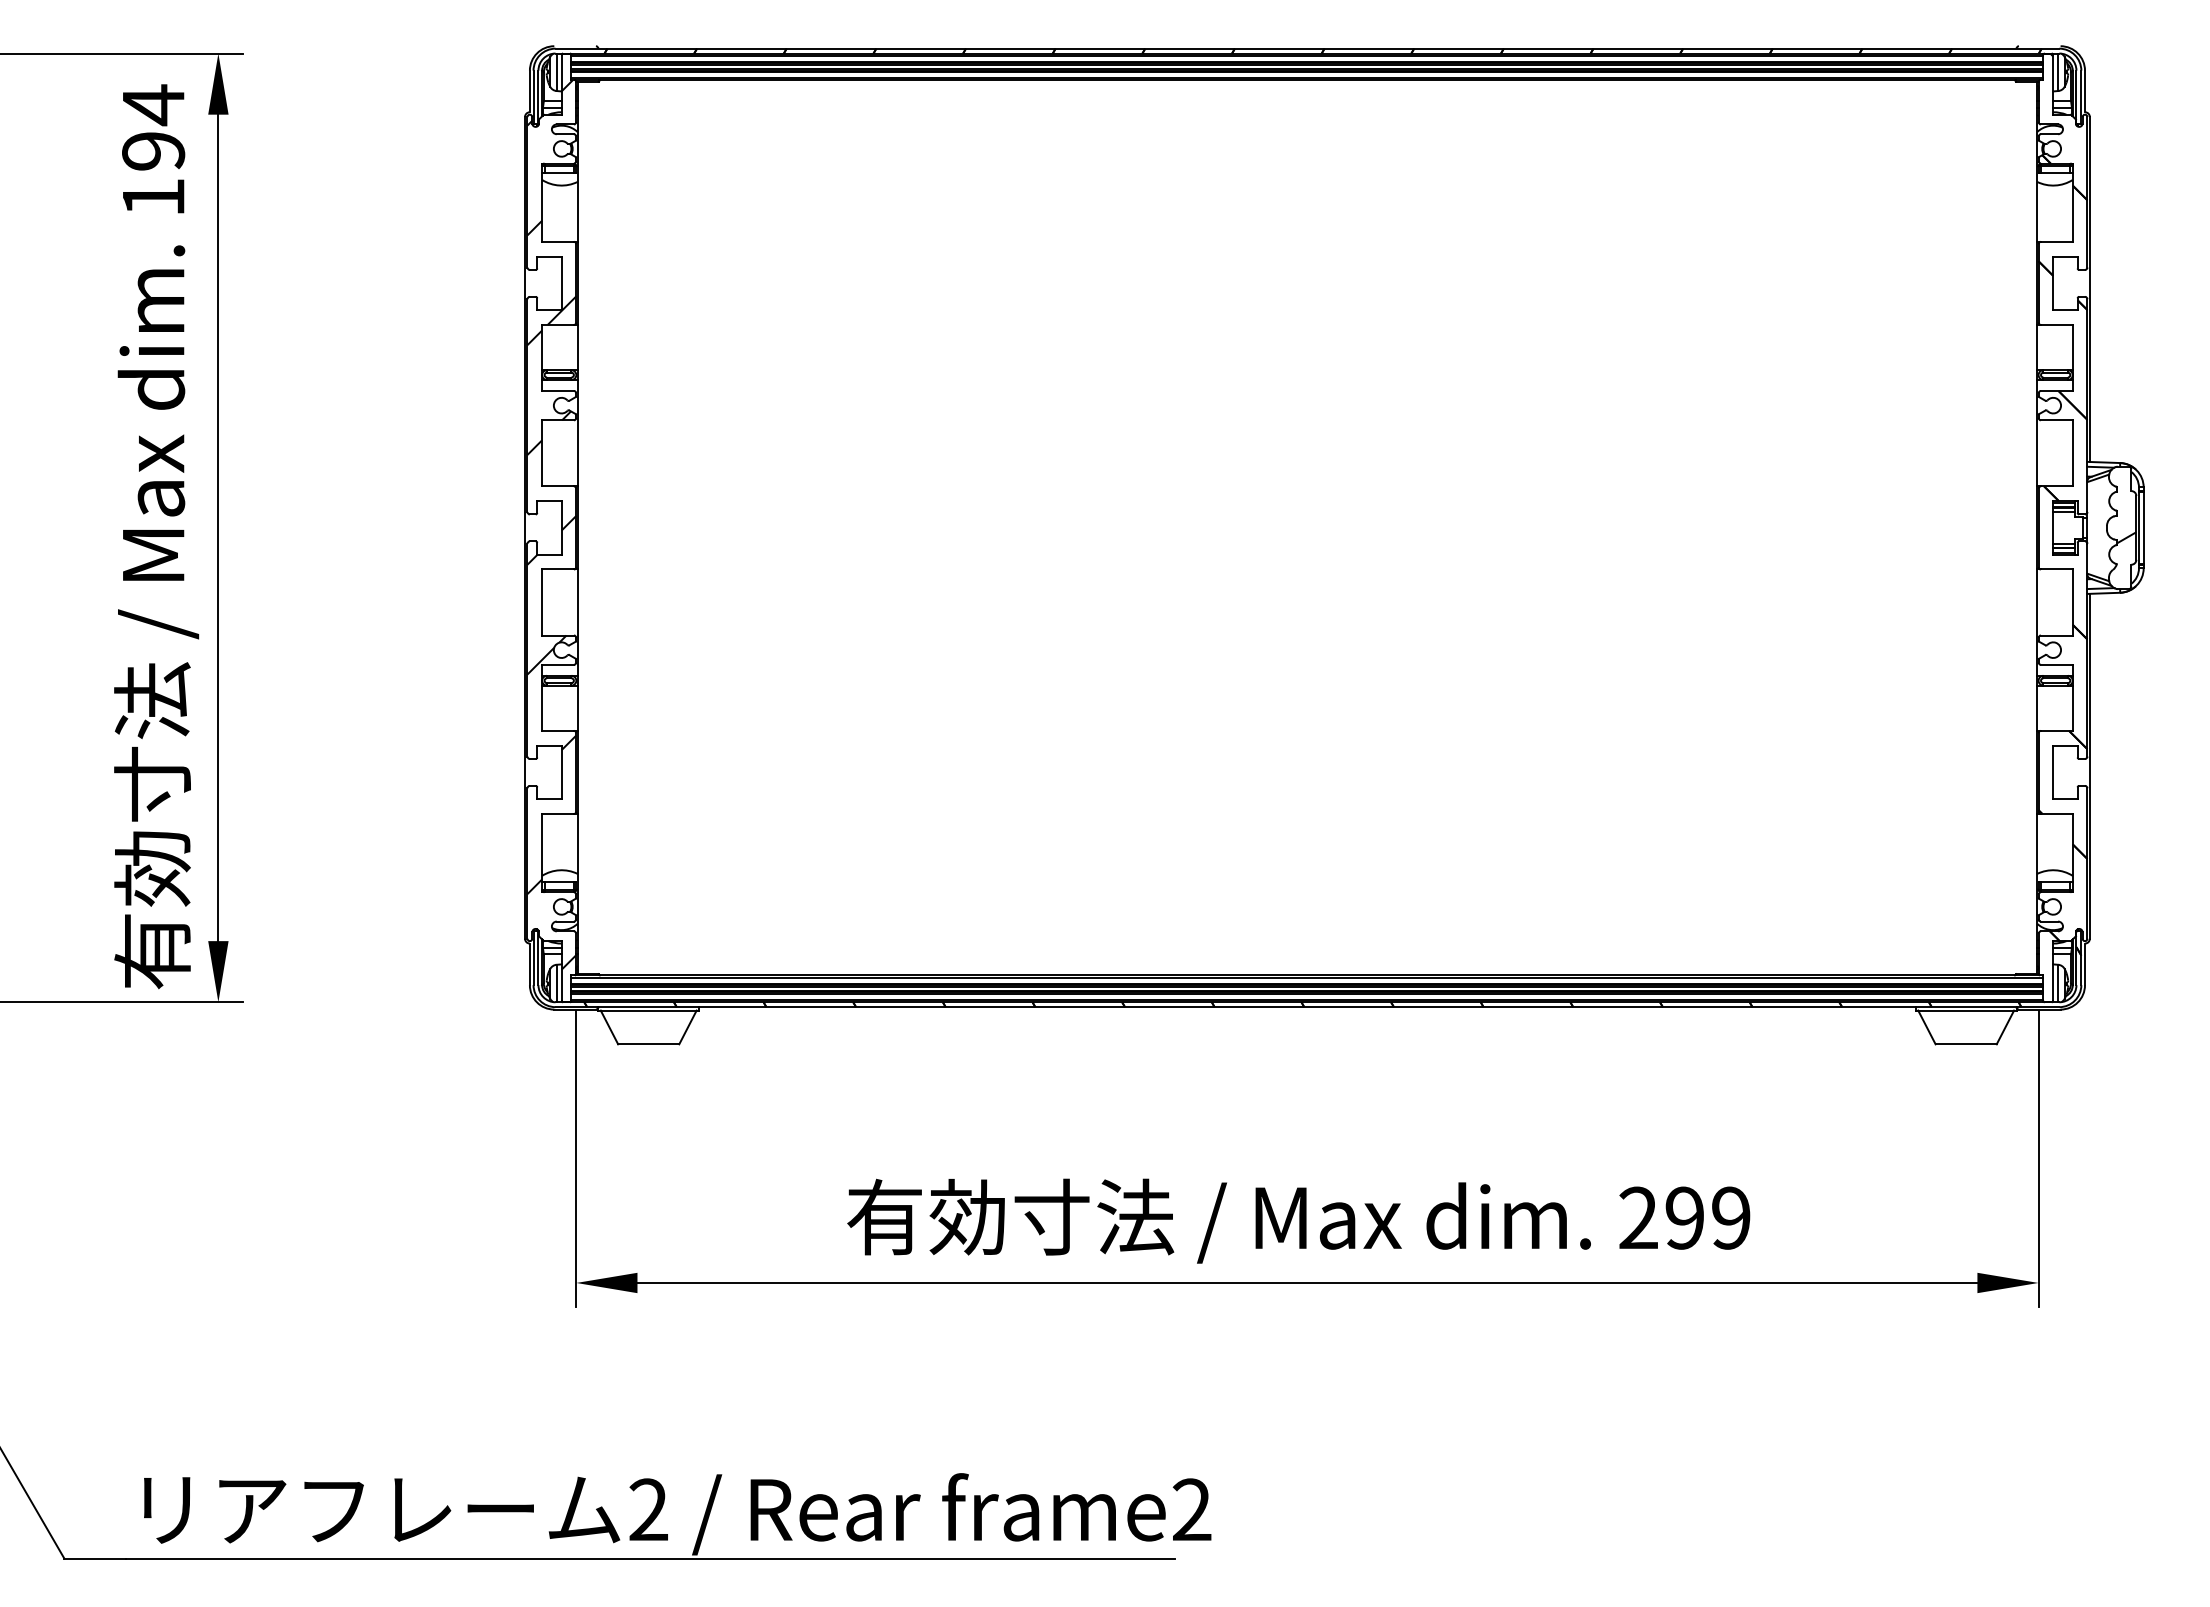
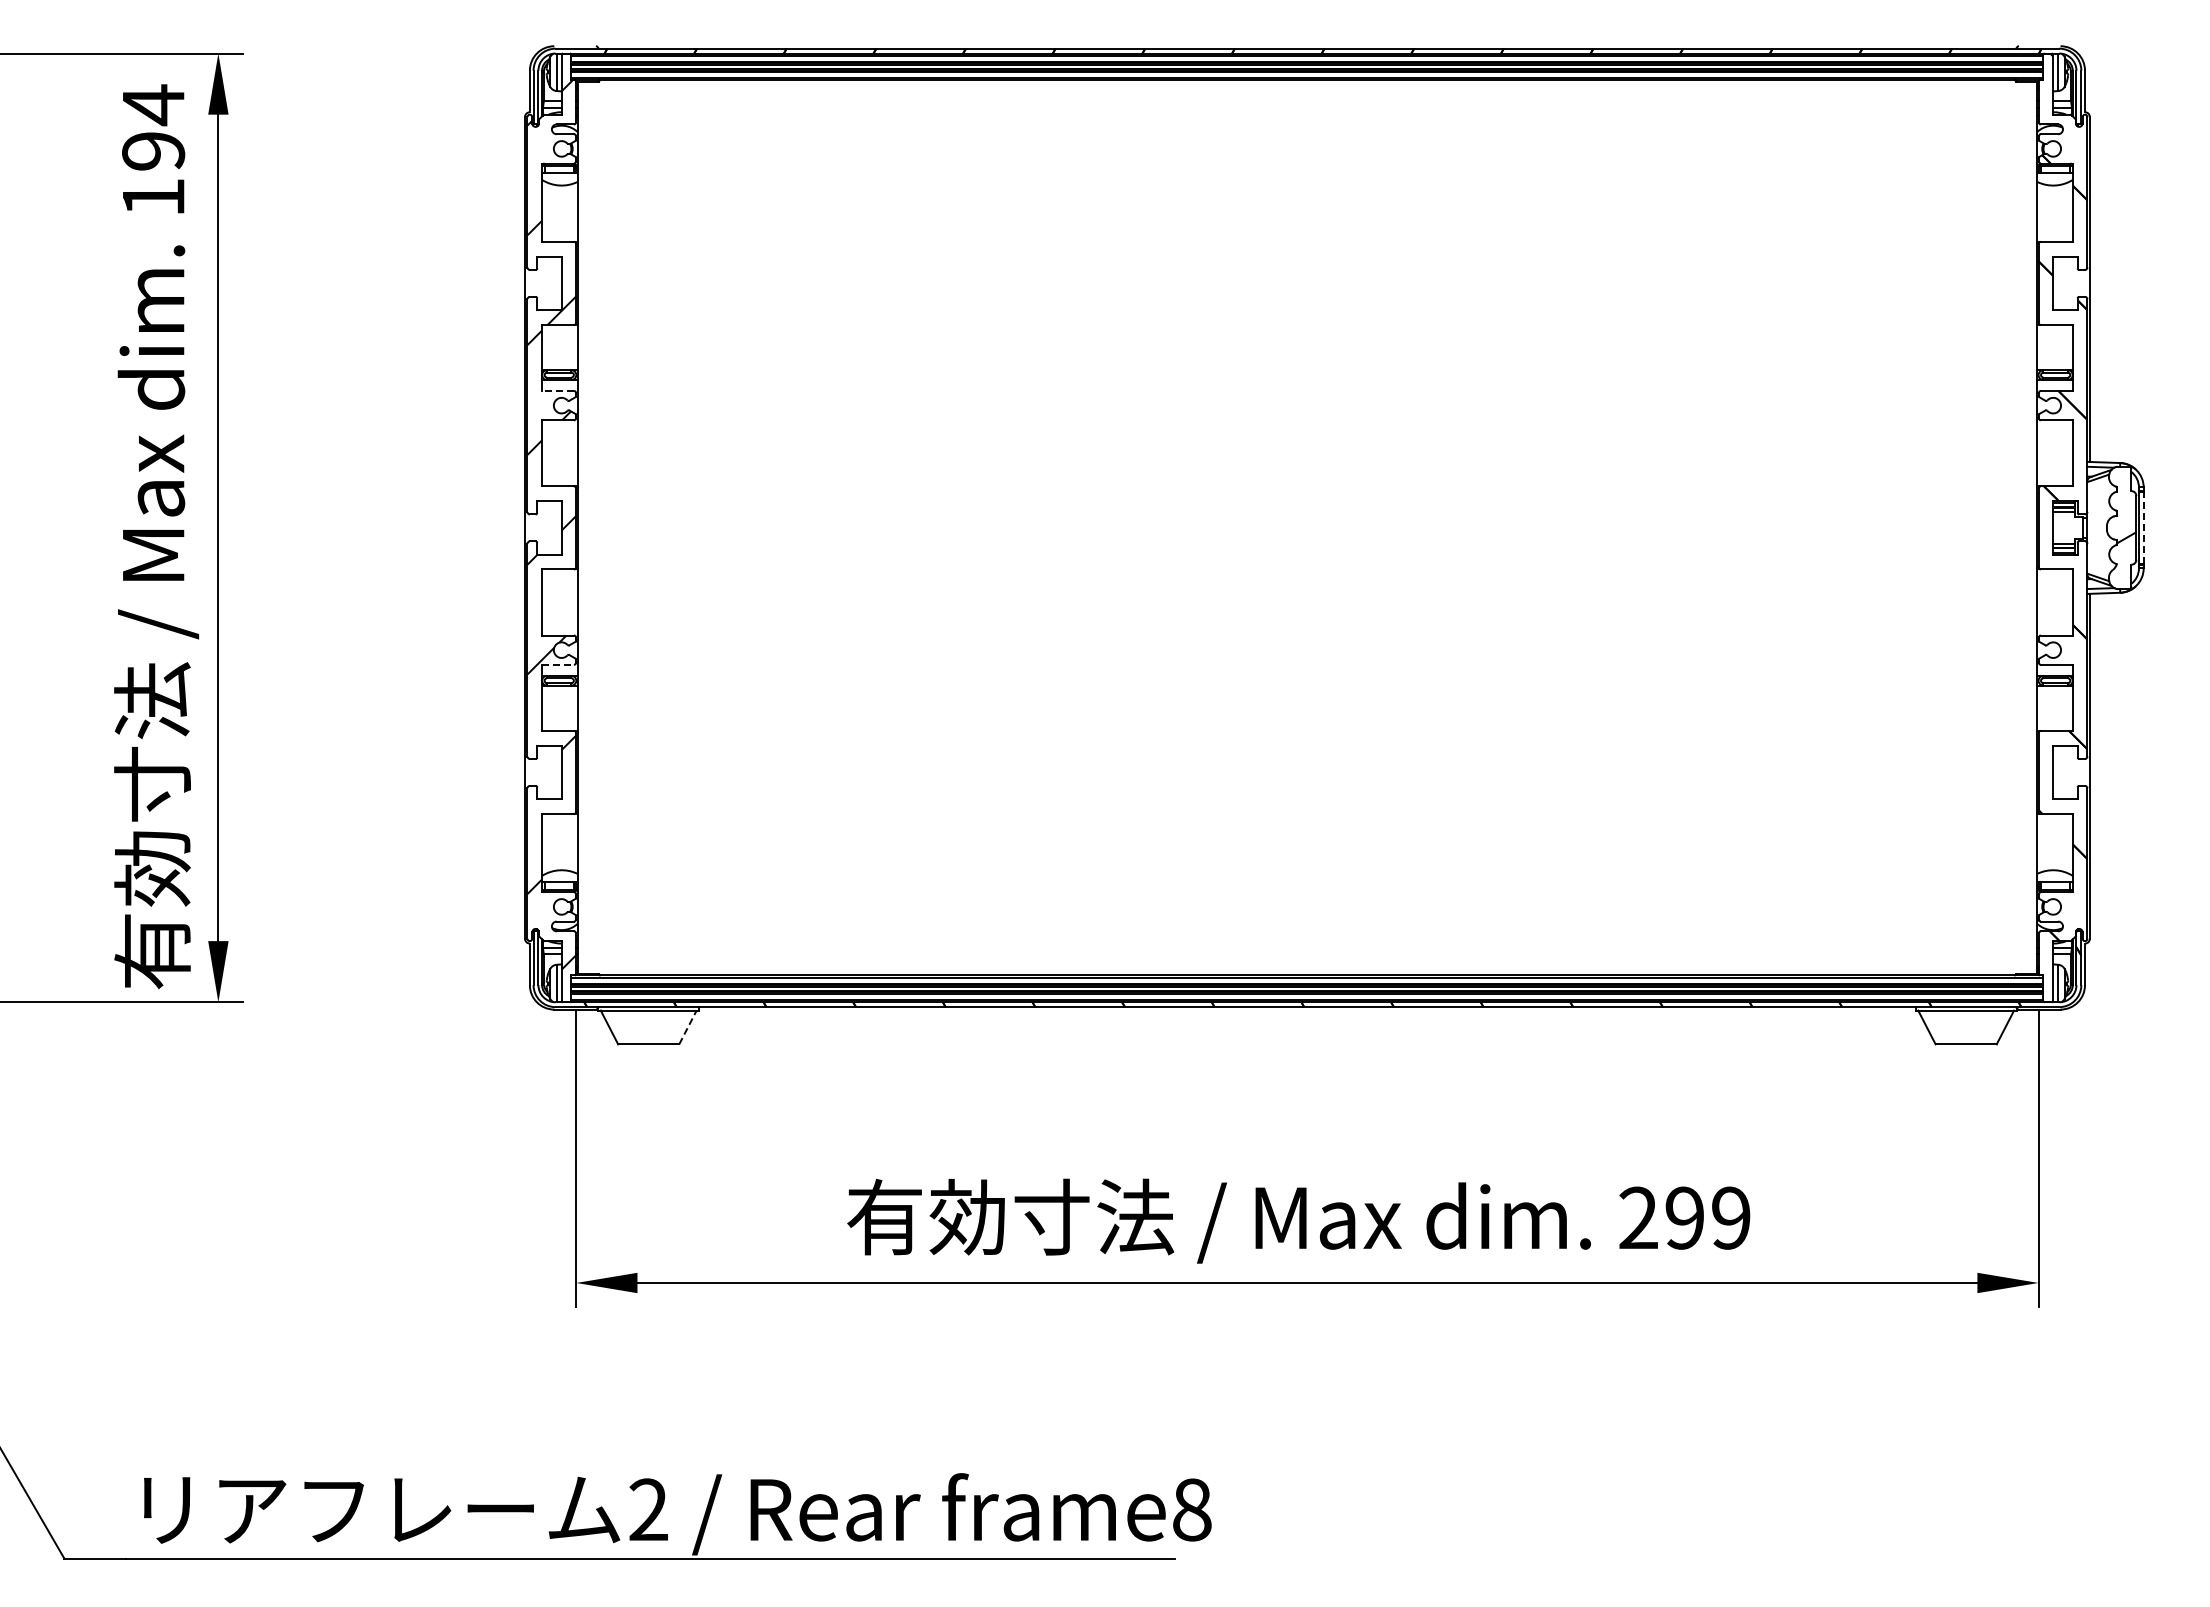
line: solid -> dashed (558, 390)
line: solid -> dashed (2143, 527)
line: solid -> dashed (558, 664)
line: solid -> dashed (687, 1027)
text: frame2 -> frame8 (1191, 1509)
